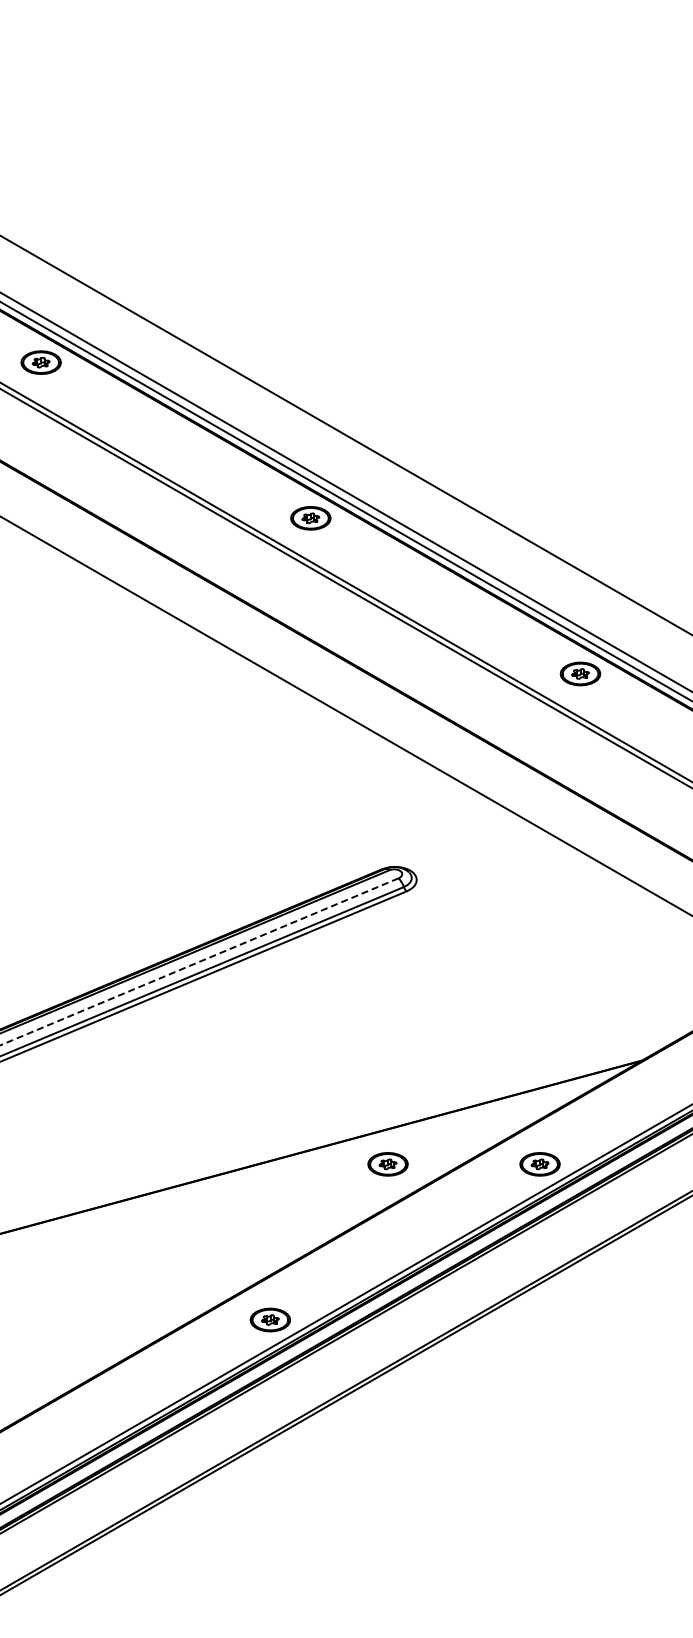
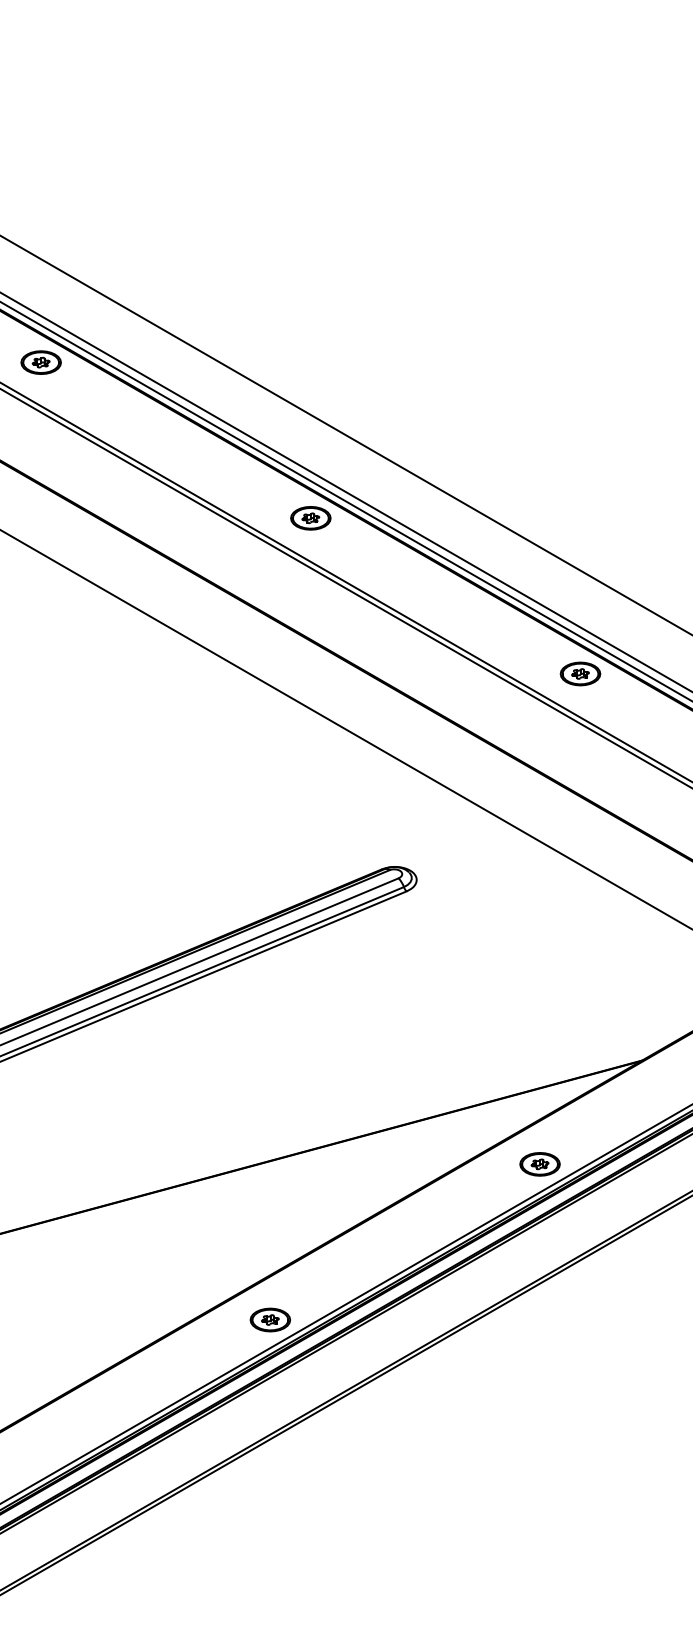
line position: (345, 715) -> (345, 729) (345, 729)
line: dashed -> solid (199, 961)
part: present -> none (387, 1164)
